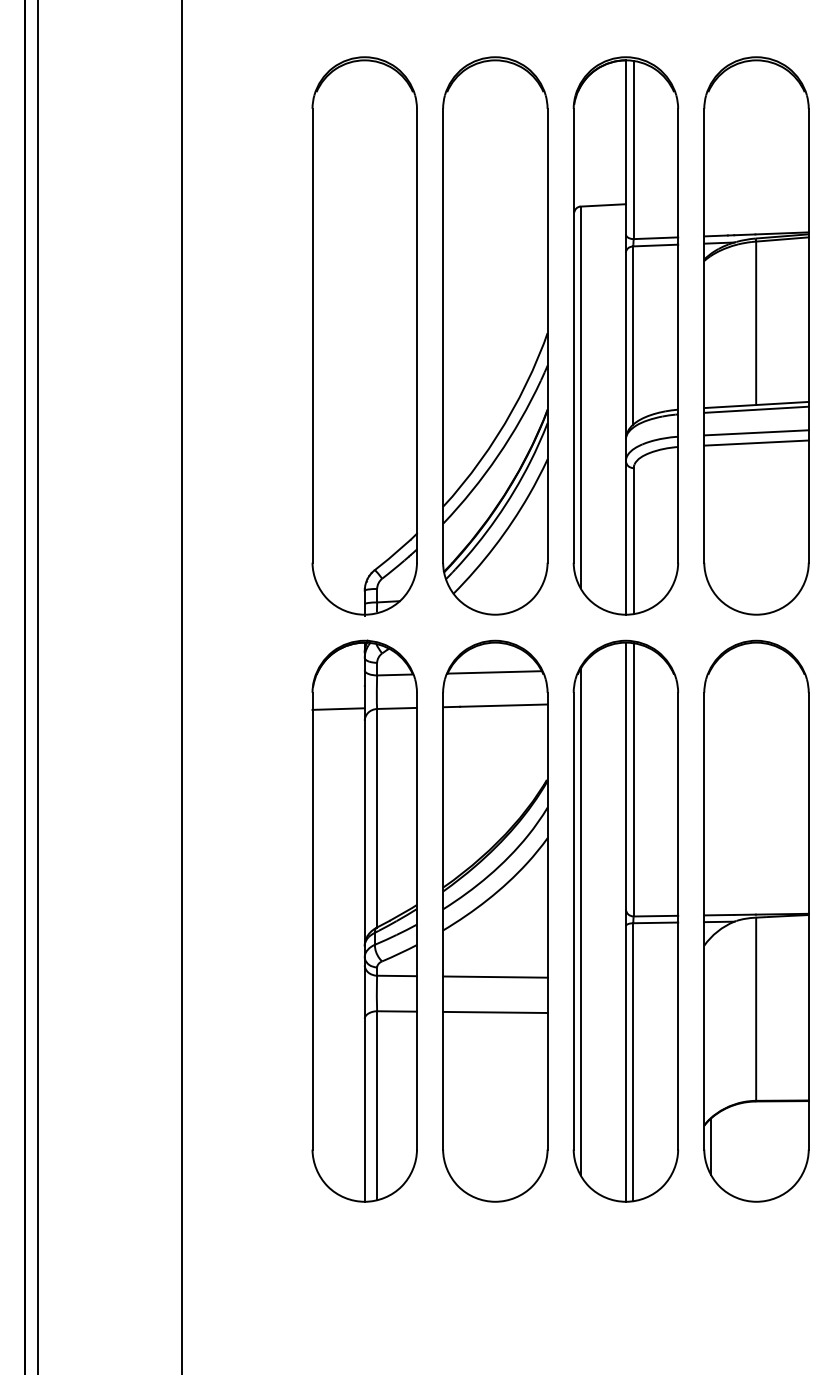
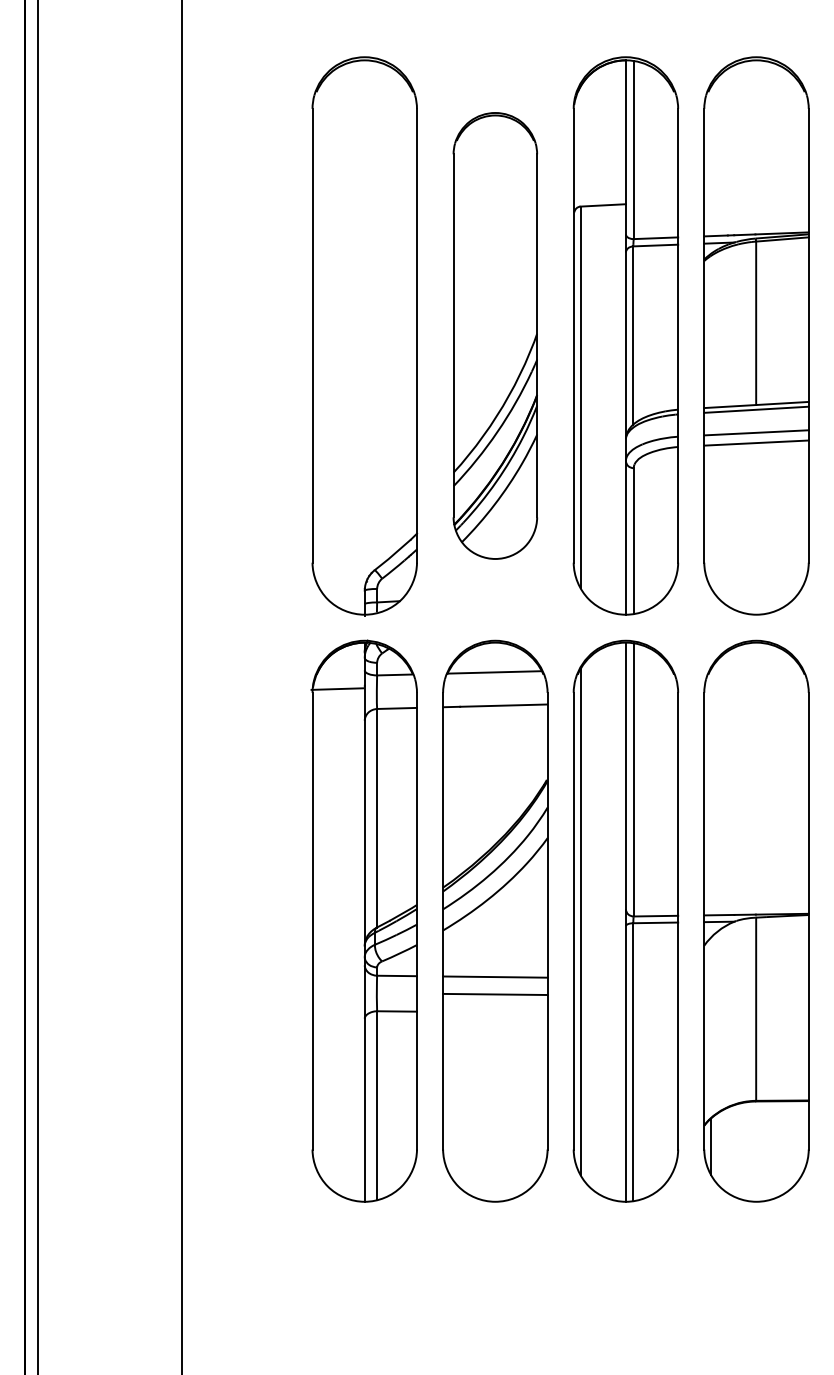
part size: 107x560 px -> 86x448 px (494, 335)
line position: (338, 708) -> (337, 688) (337, 688)
line position: (495, 1012) -> (495, 994) (495, 994)
